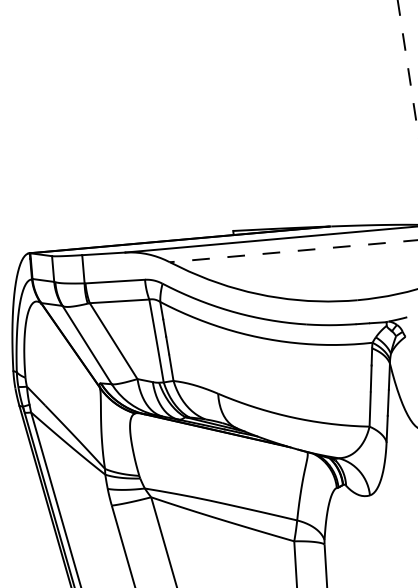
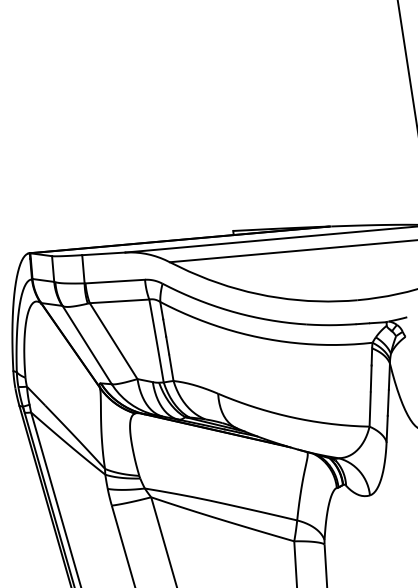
line: dashed -> solid (407, 65)
line: dashed -> solid (293, 251)
